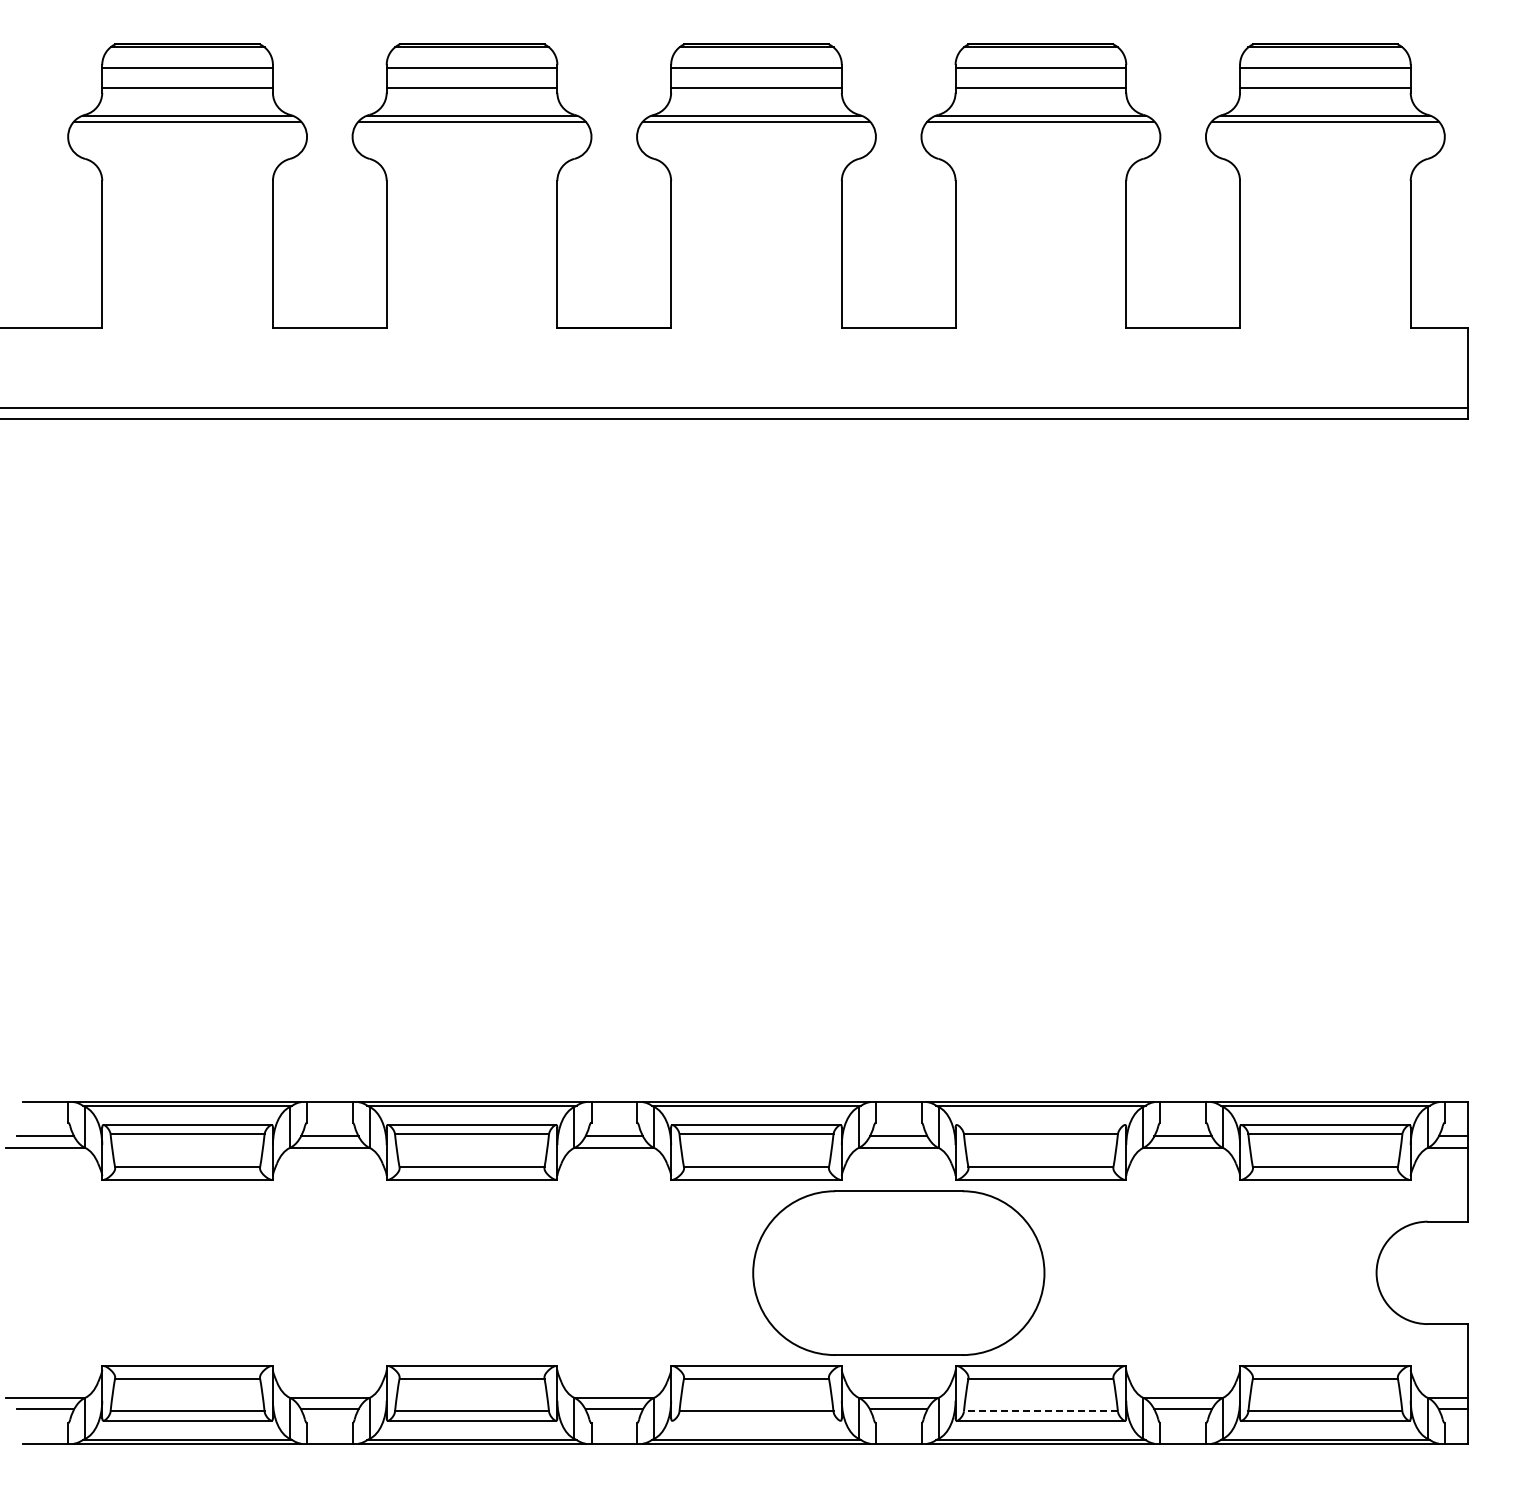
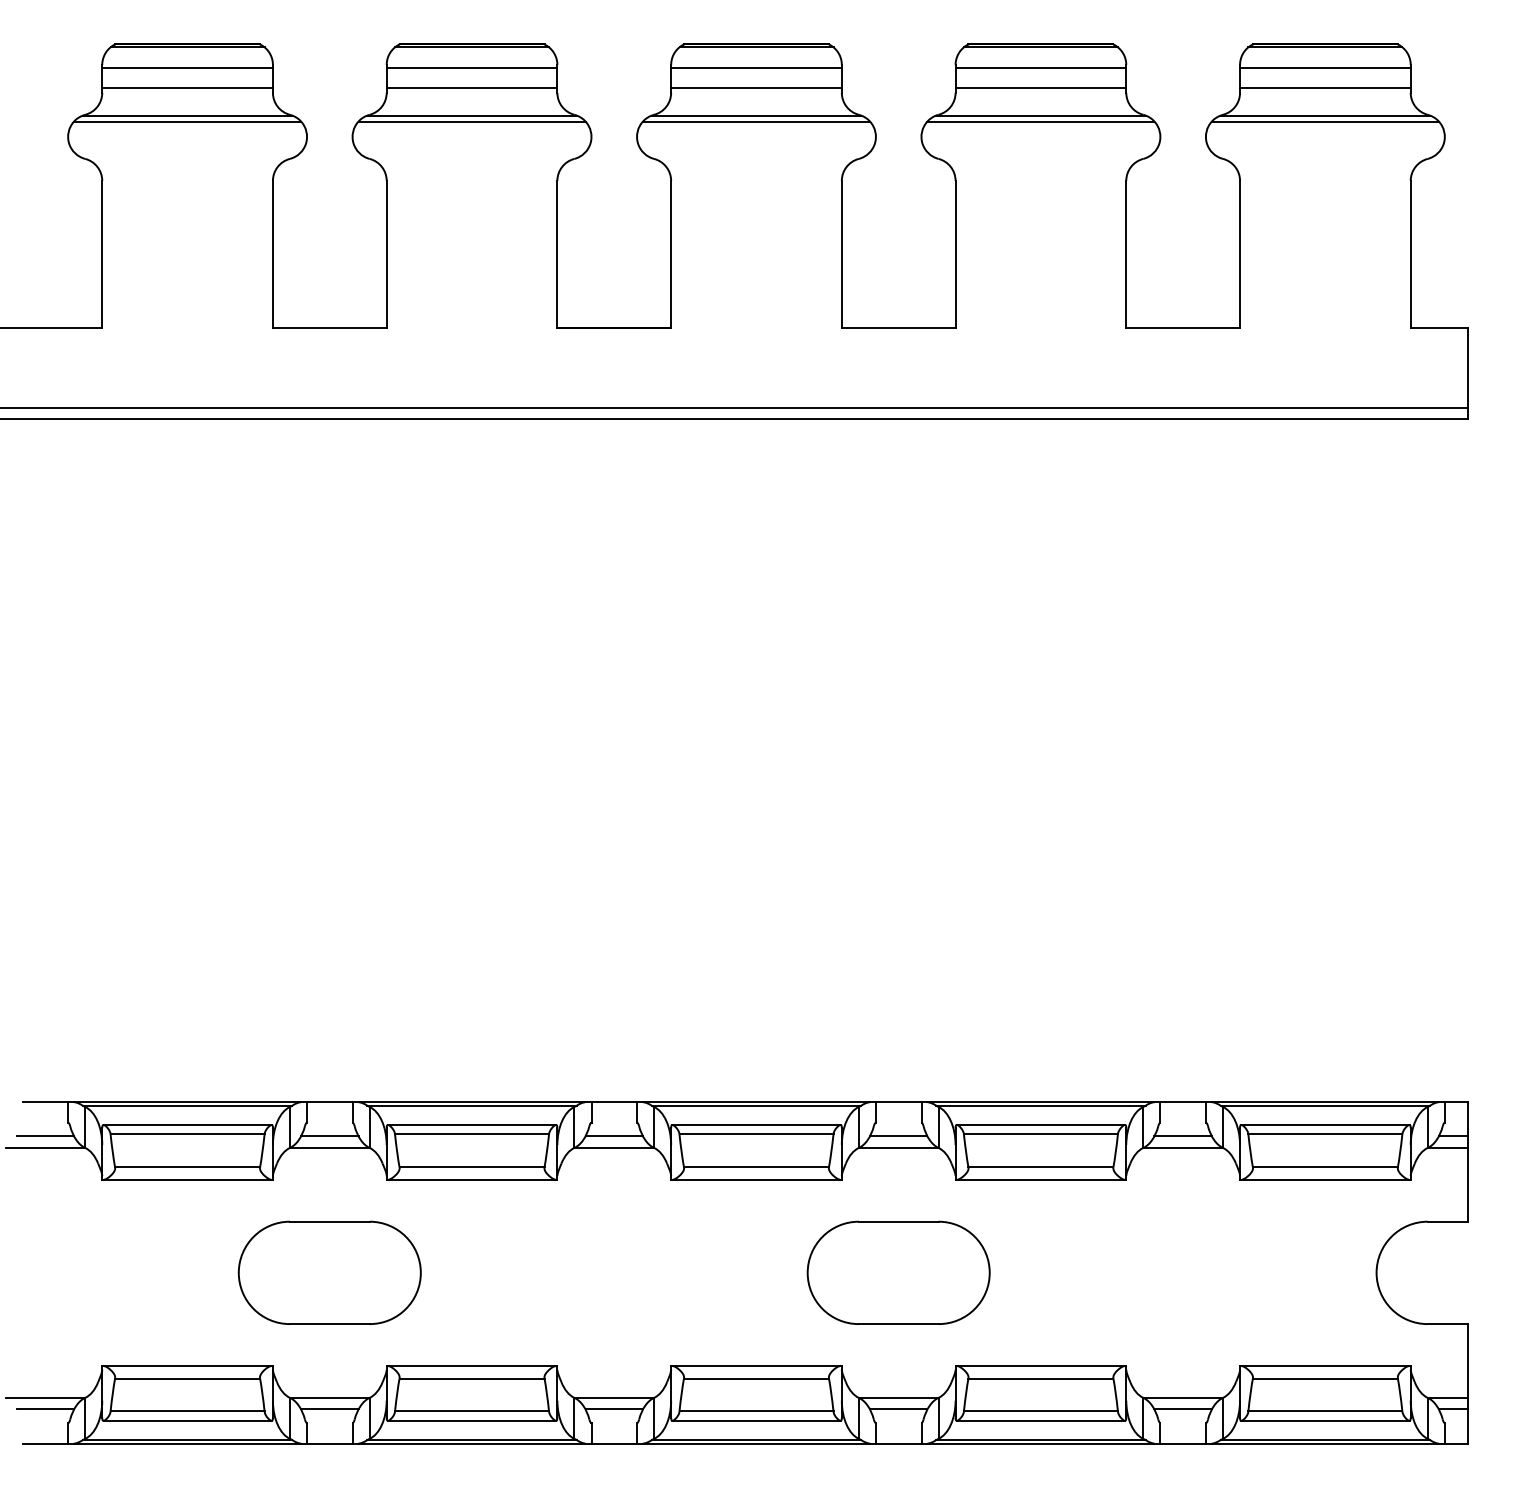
line: none -> present (1040, 1125)
part: none -> present (329, 1272)
part size: 294x166 px -> 185x105 px (898, 1272)
line: dashed -> solid (1040, 1411)
line: none -> present (756, 1420)
